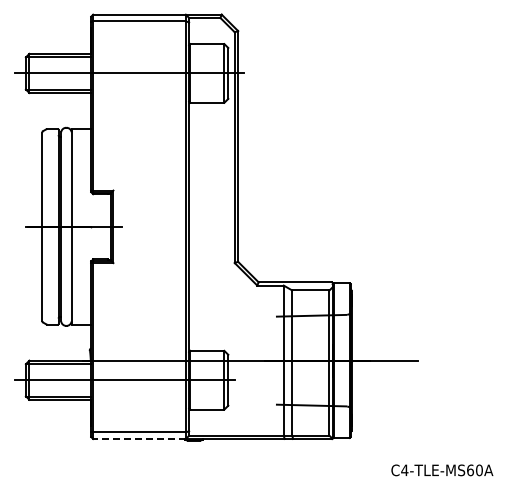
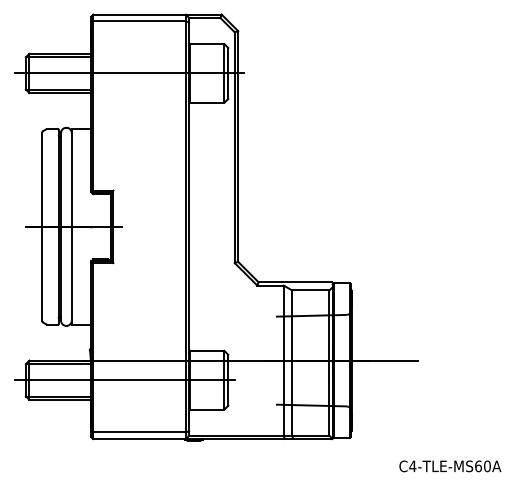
line: dashed -> solid (139, 439)
text position: (442, 470) -> (450, 466) (450, 466)
